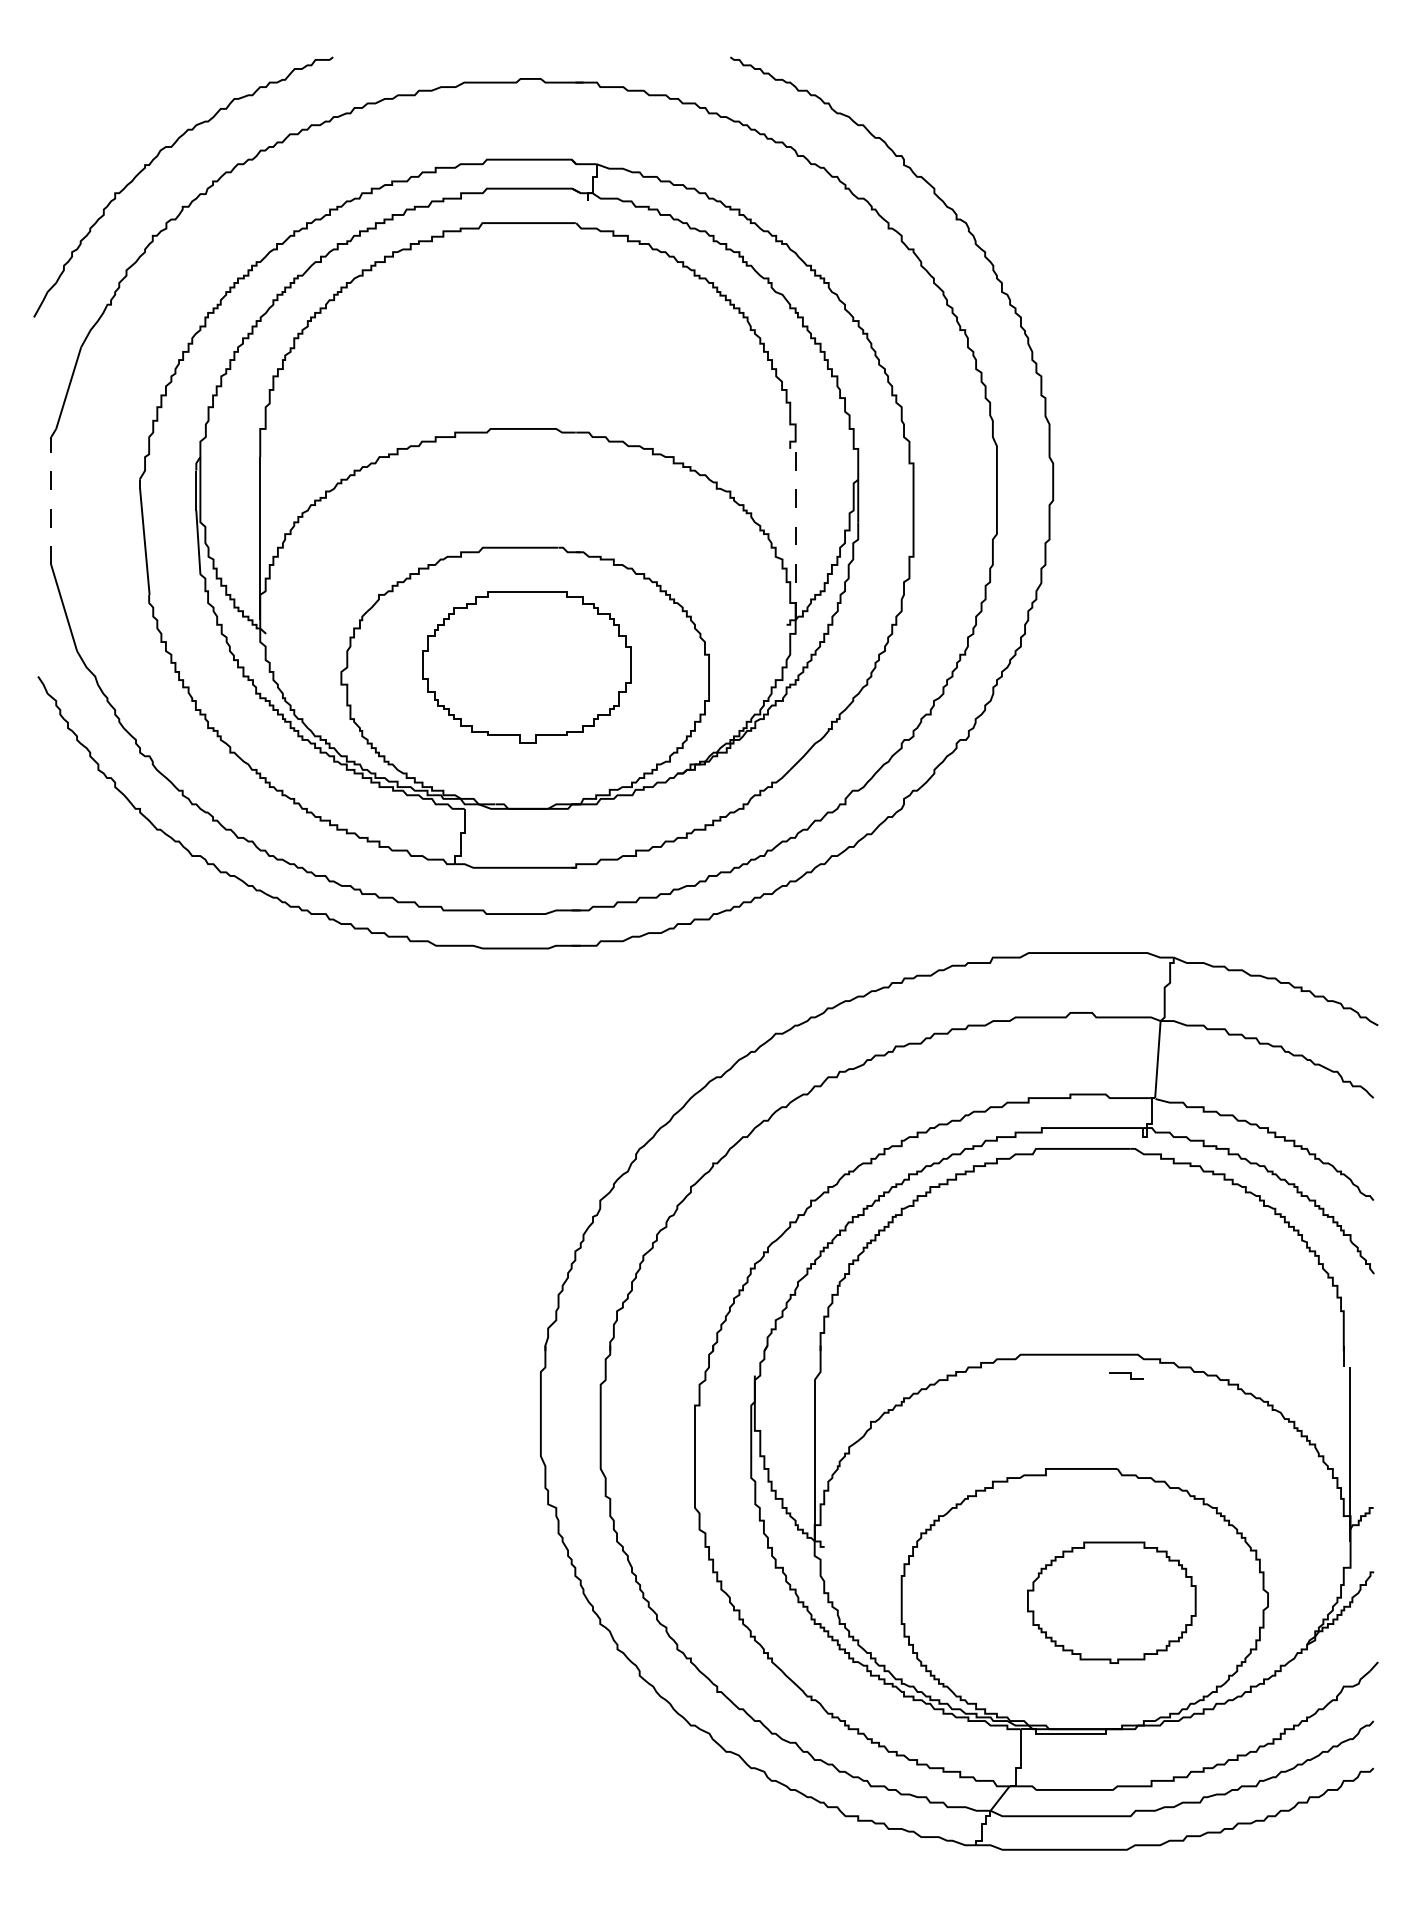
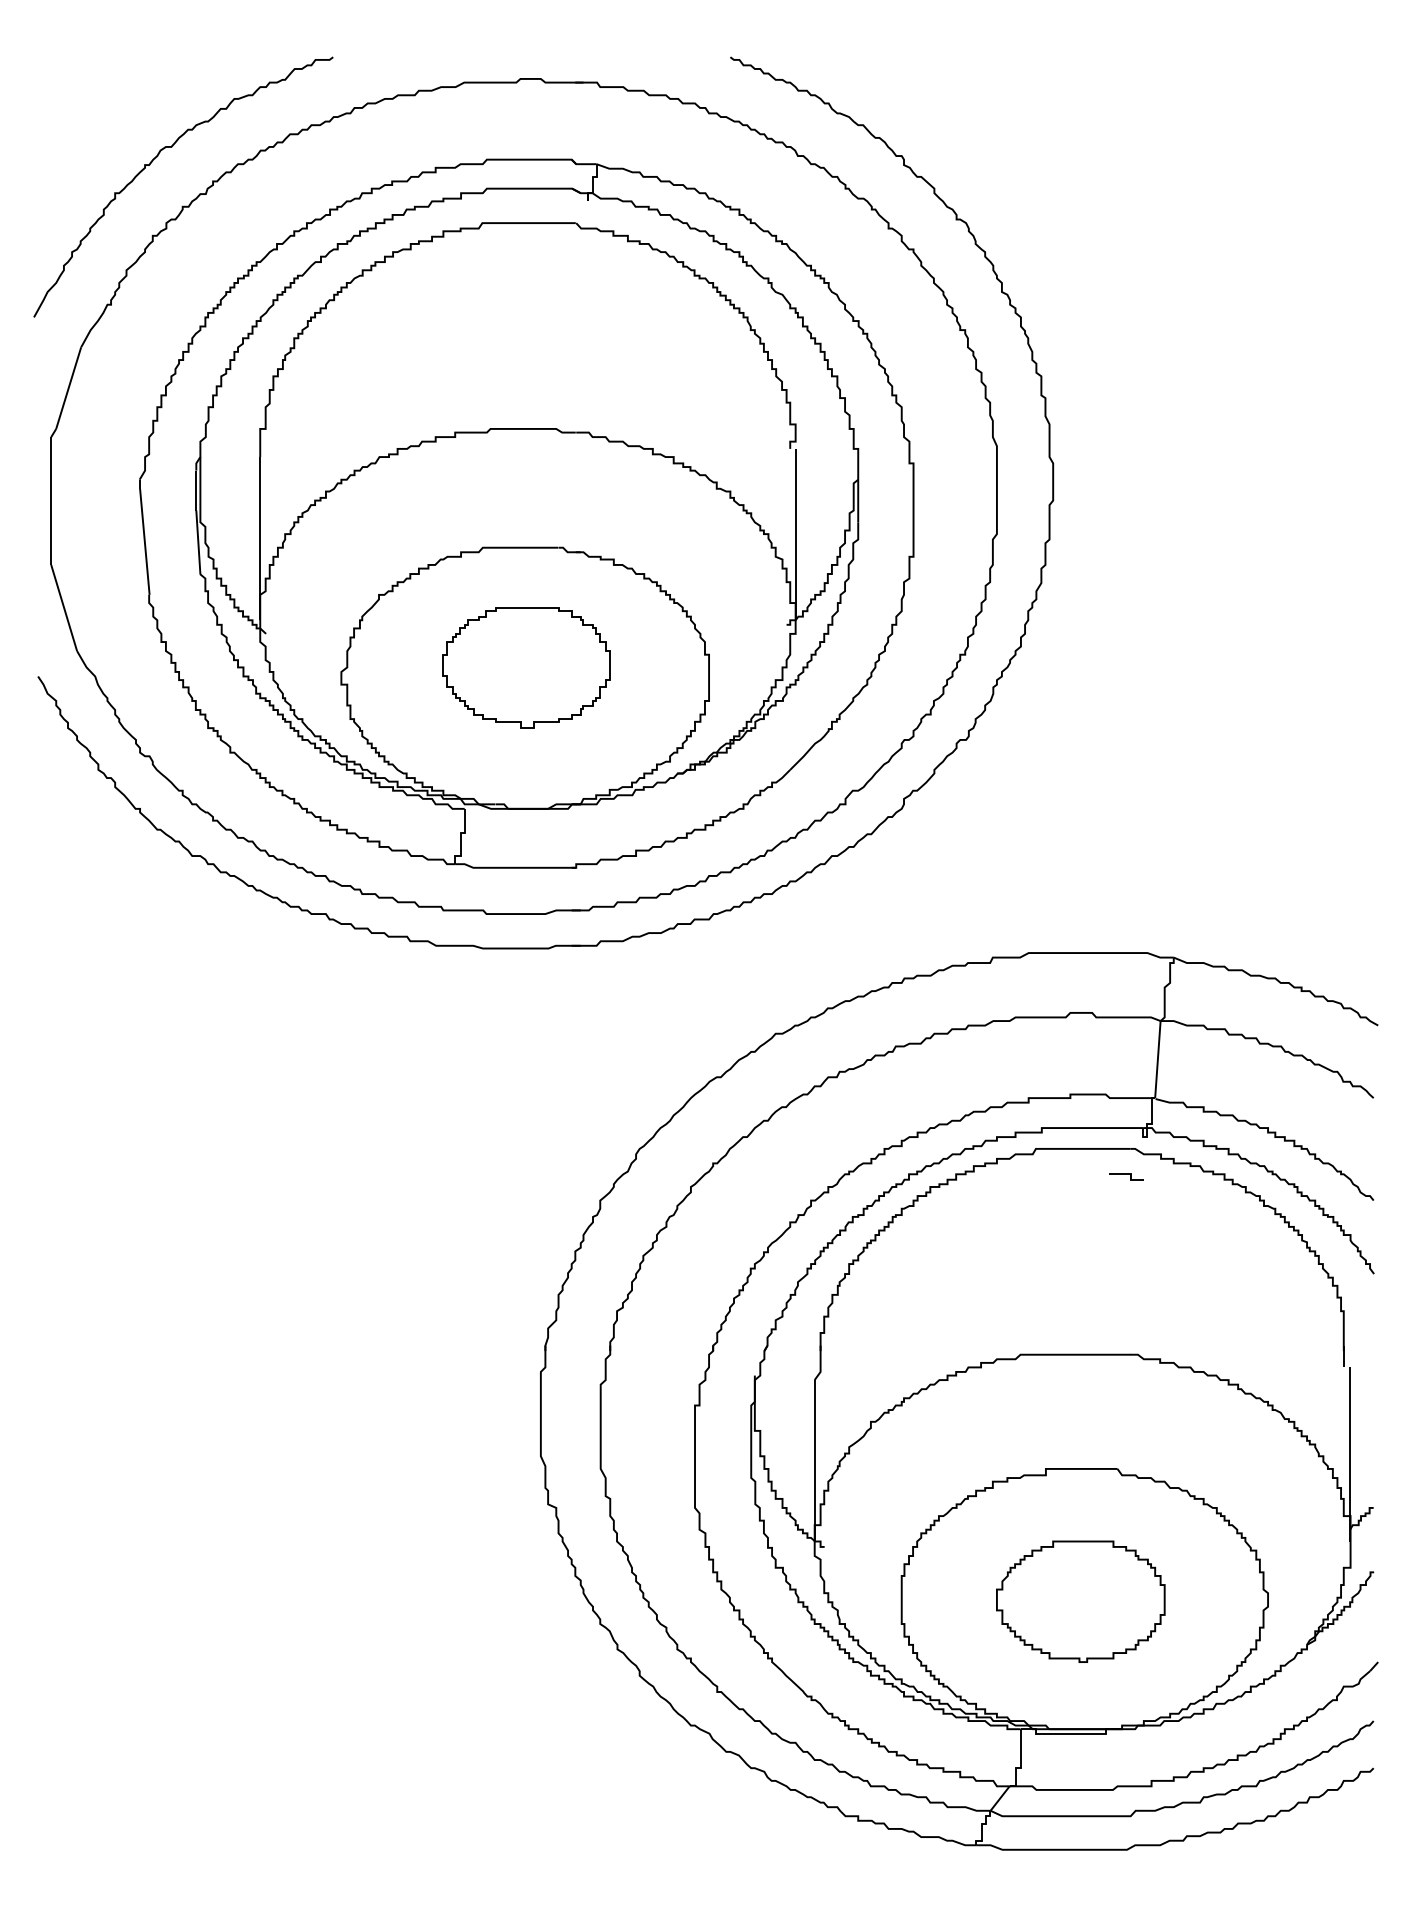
line: dashed -> solid (51, 501)
line: dashed -> solid (795, 534)
part size: 210x153 px -> 169x122 px (526, 667)
curve position: (1126, 1373) -> (1126, 1174) (1126, 1174)
part position: (1111, 1602) -> (1080, 1601) (1080, 1601)
